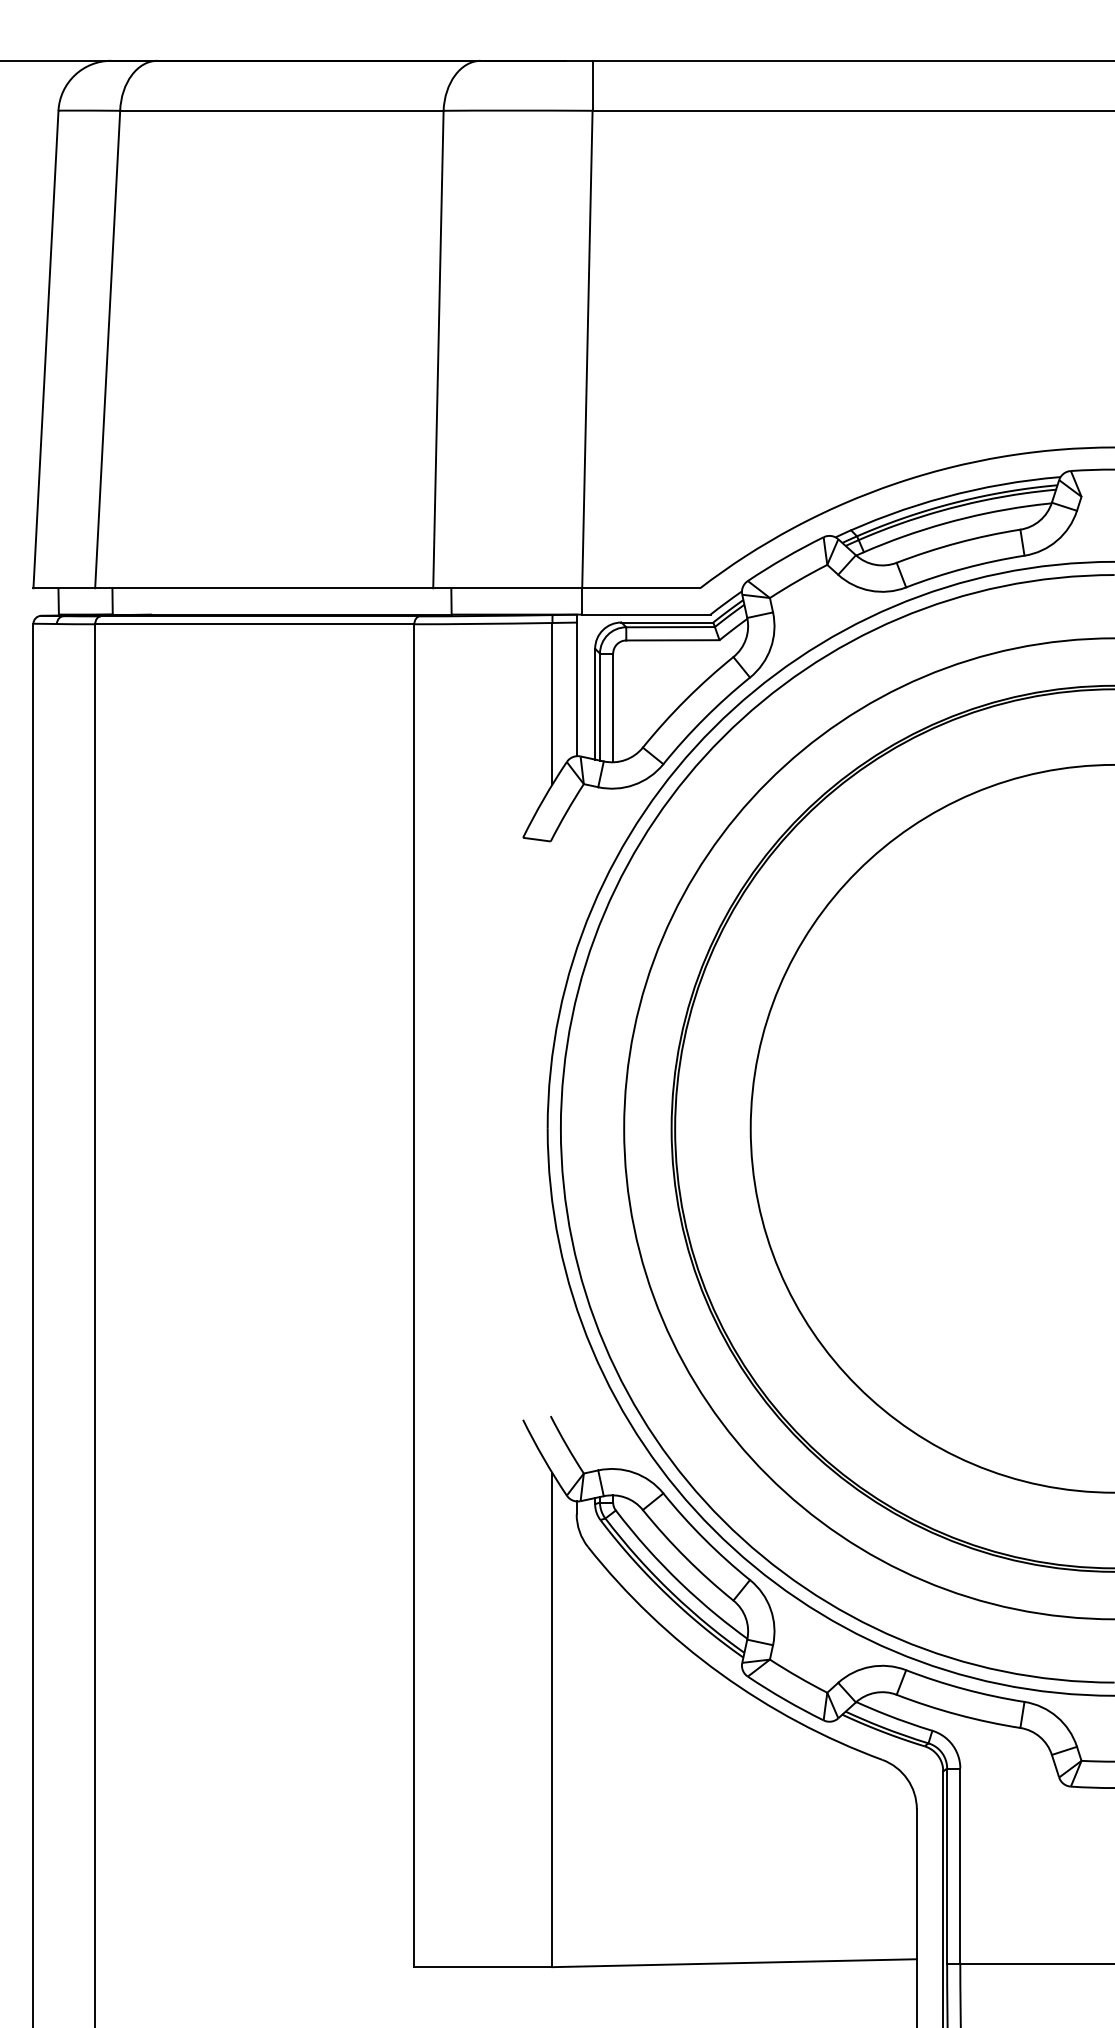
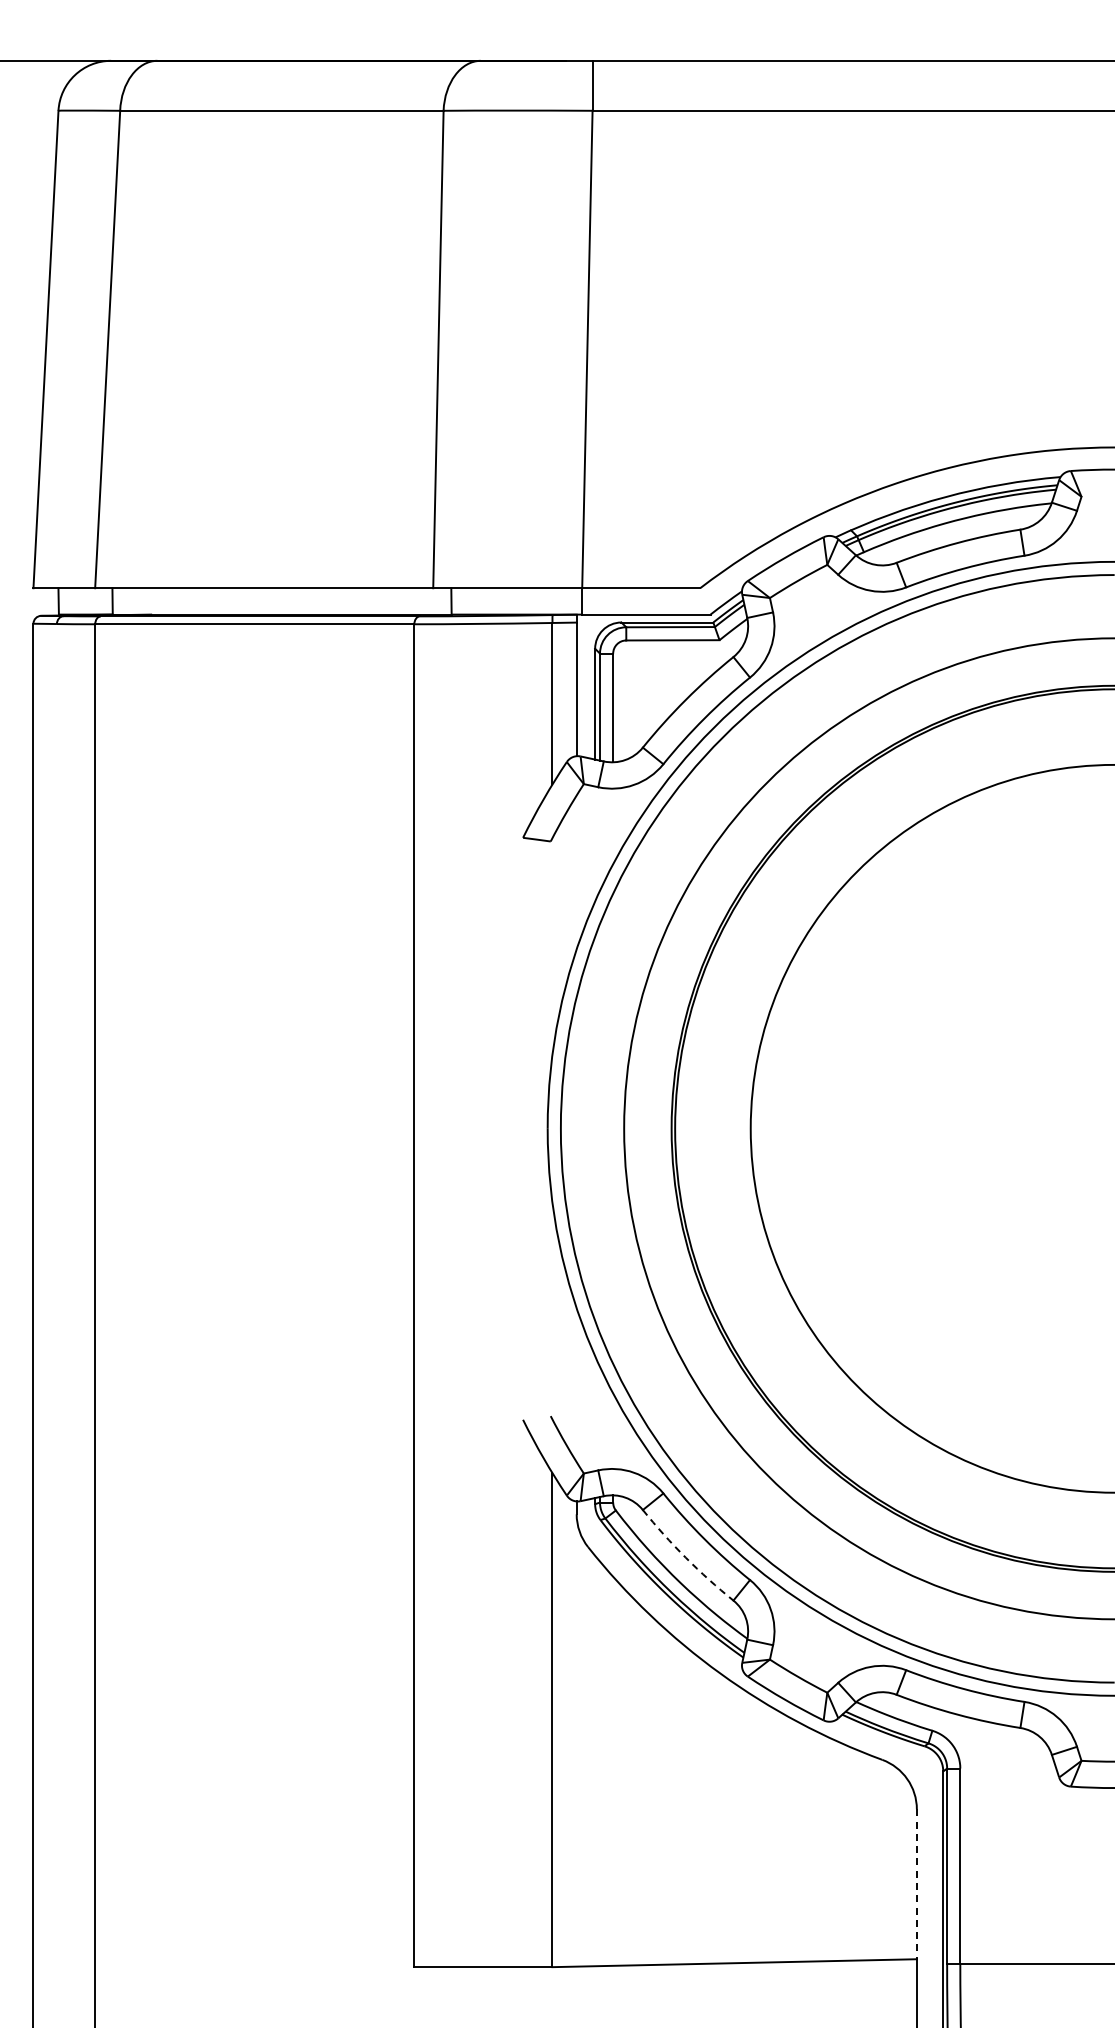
arc: solid -> dashed (685, 1557)
line: solid -> dashed (916, 1884)
